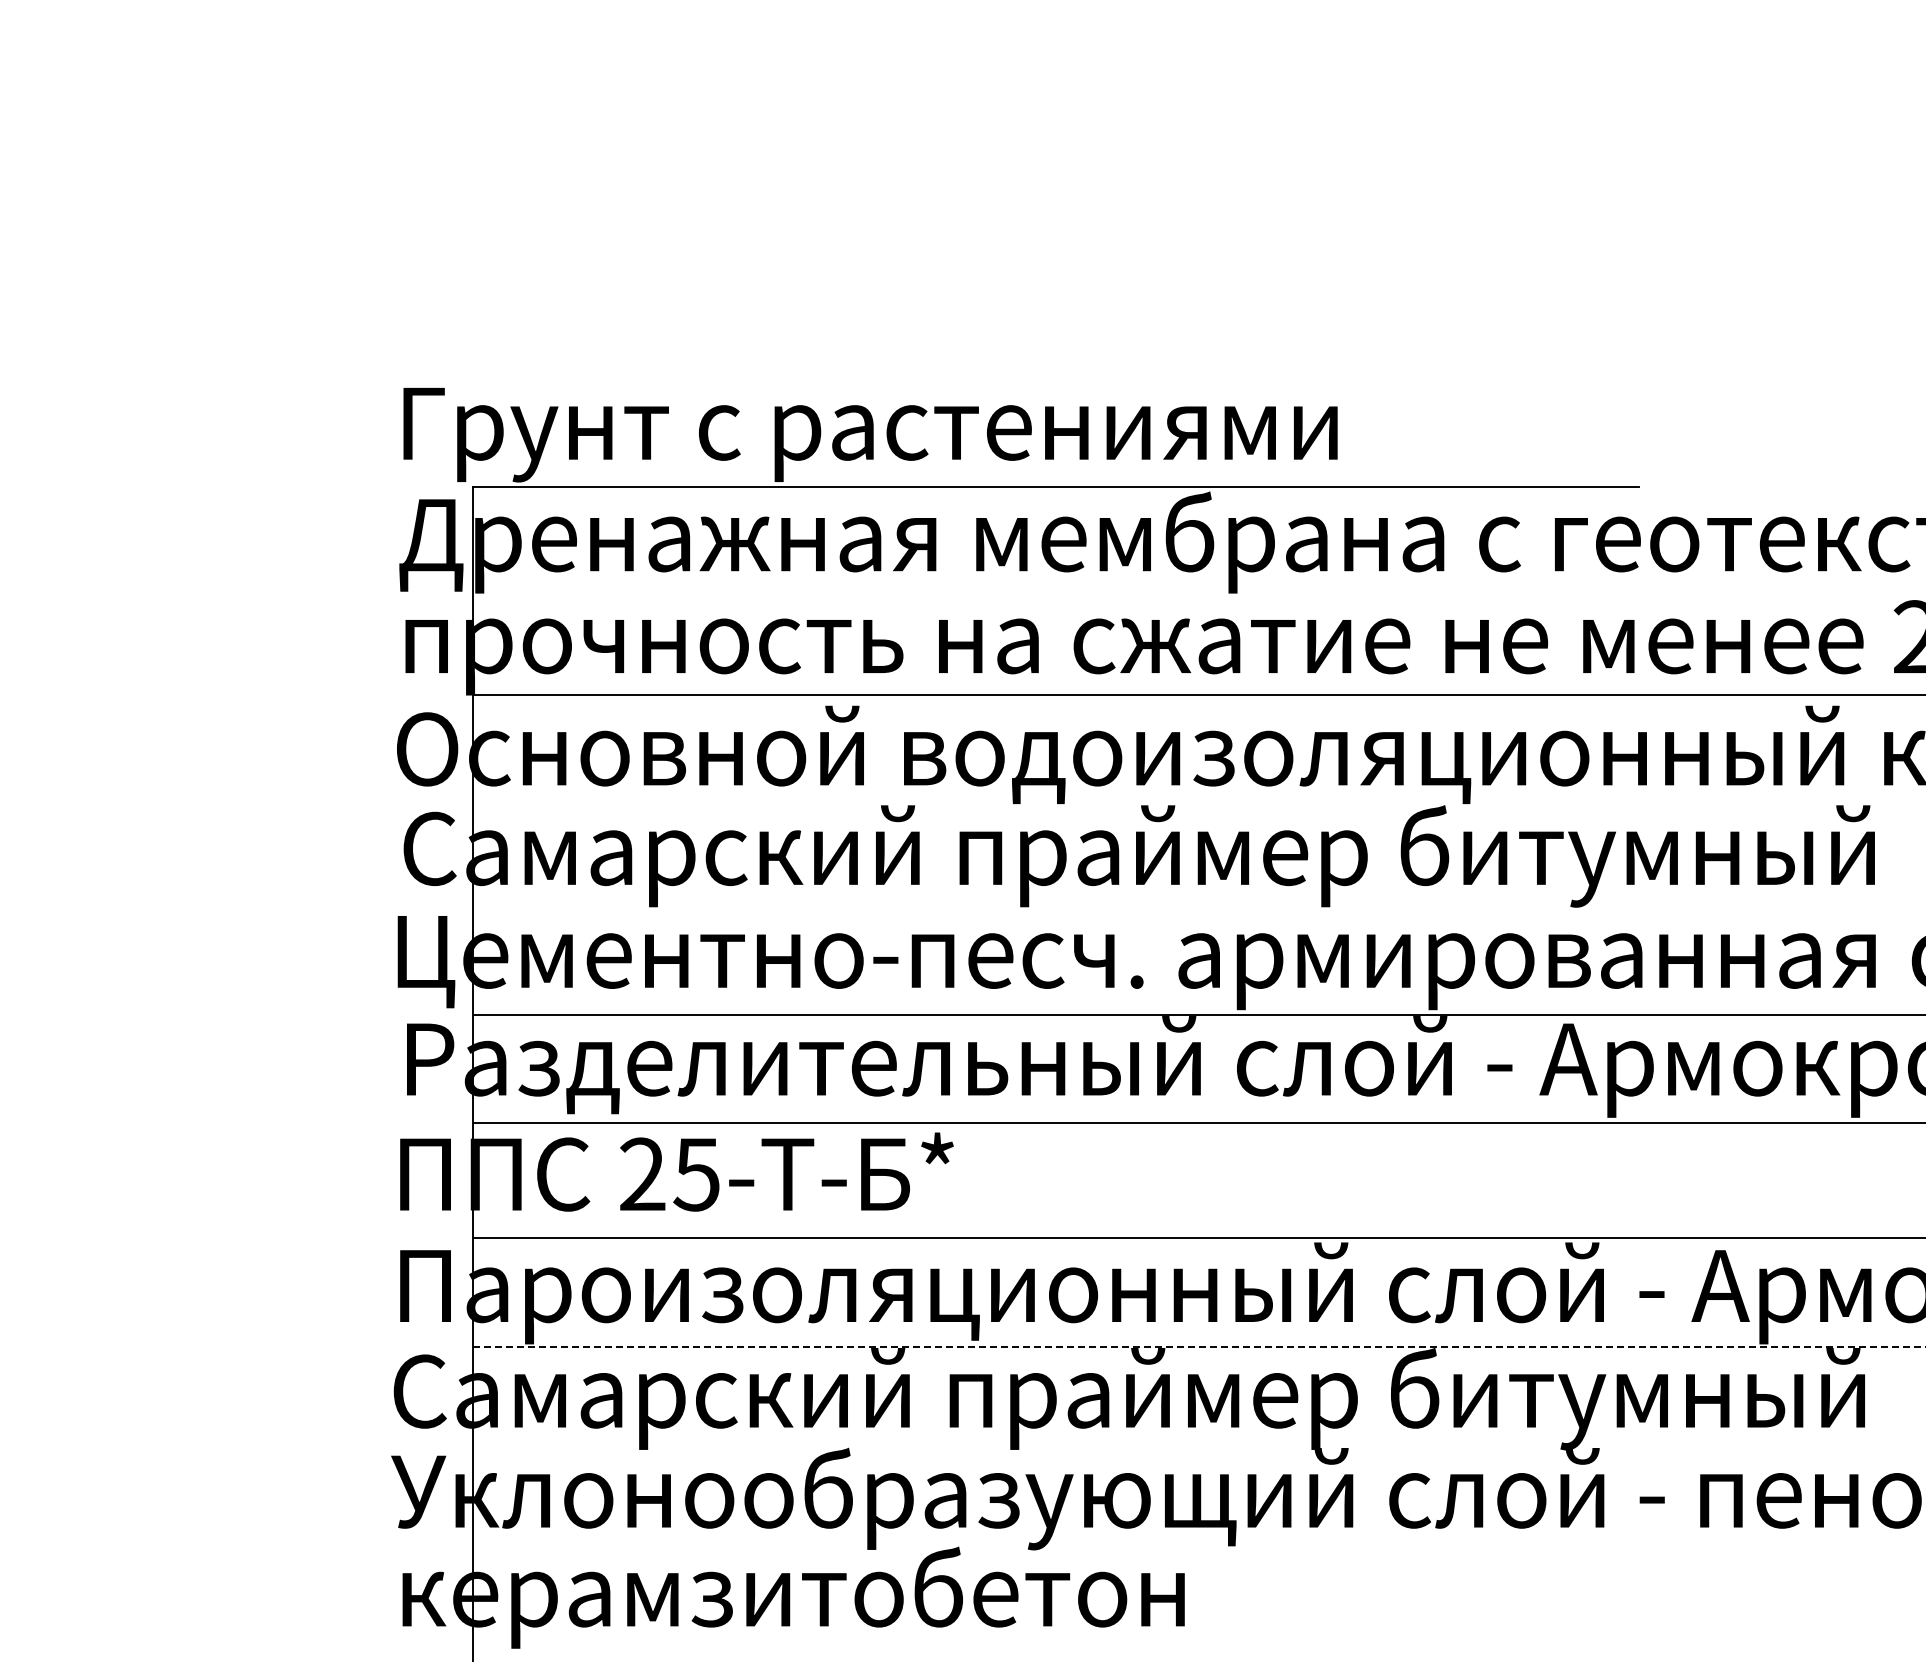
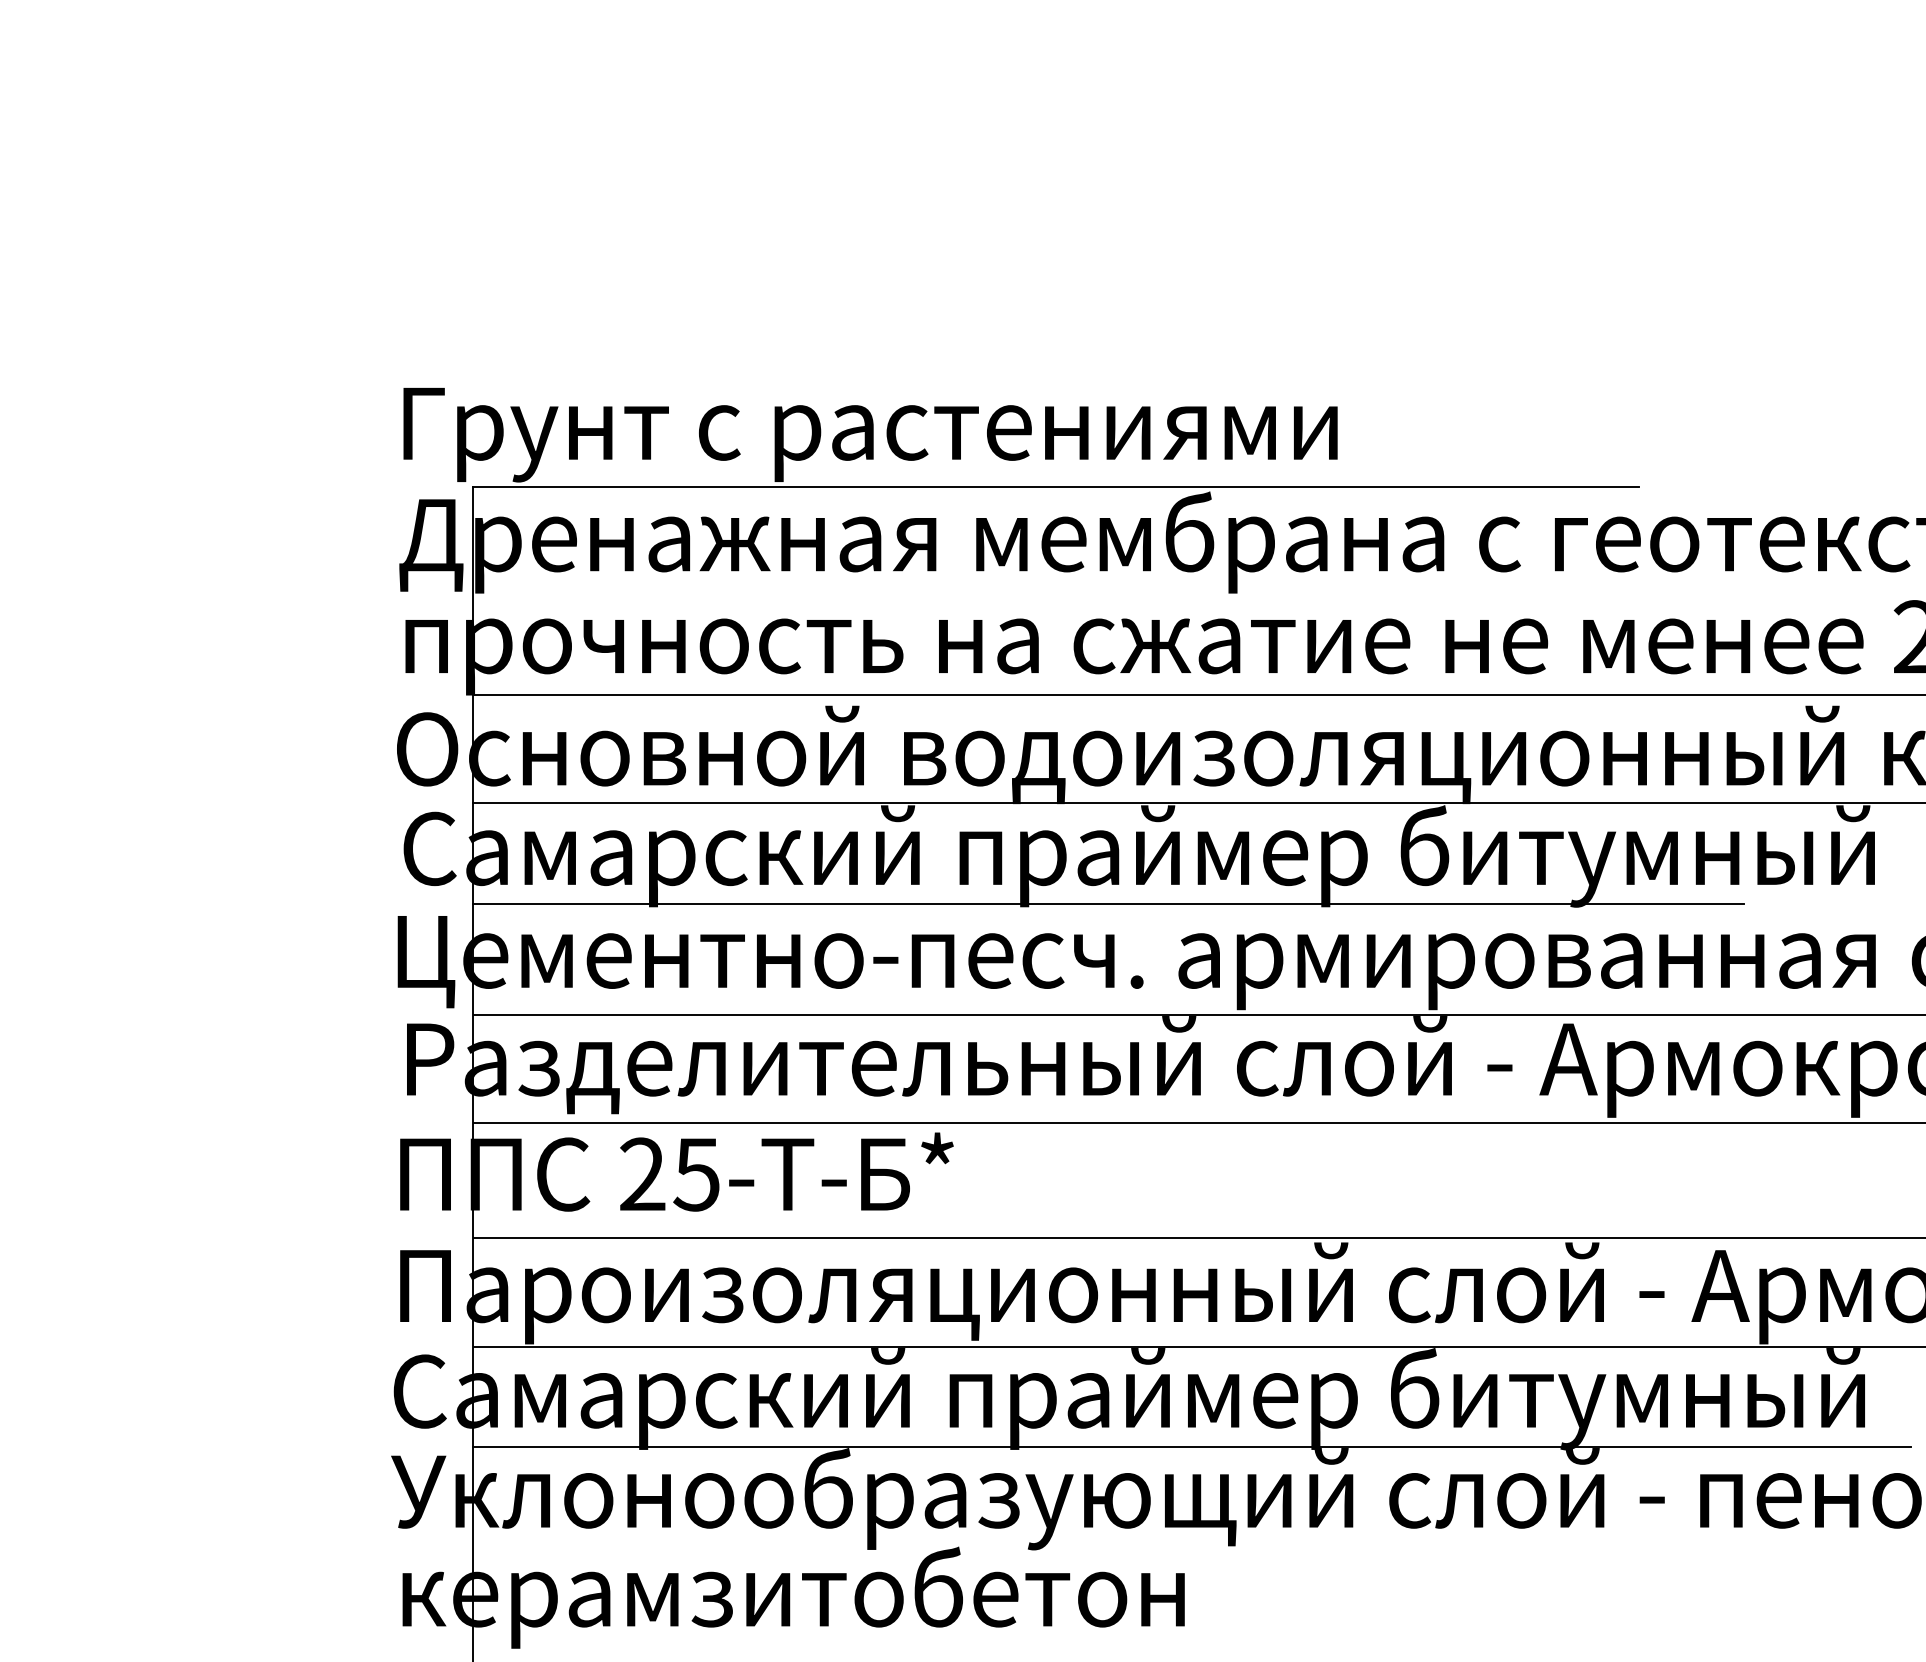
line: none -> present (1197, 803)
line: none -> present (1107, 903)
line: dashed -> solid (1199, 1346)
line: none -> present (1191, 1447)
